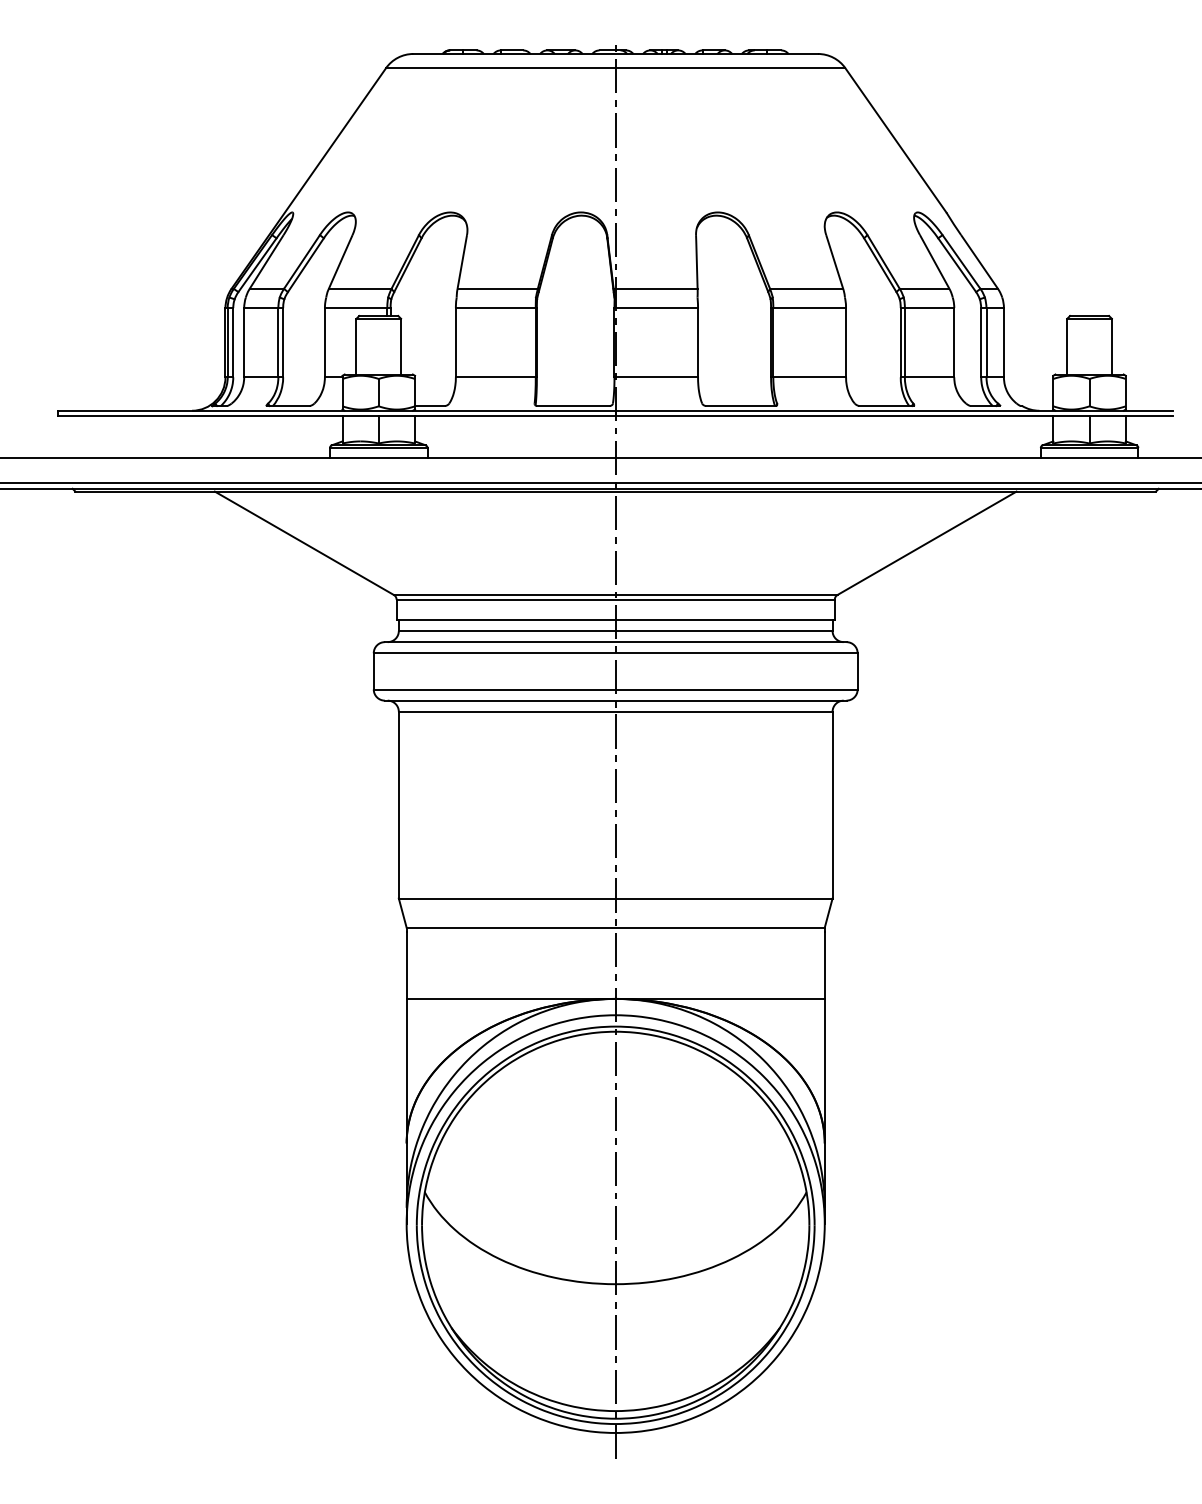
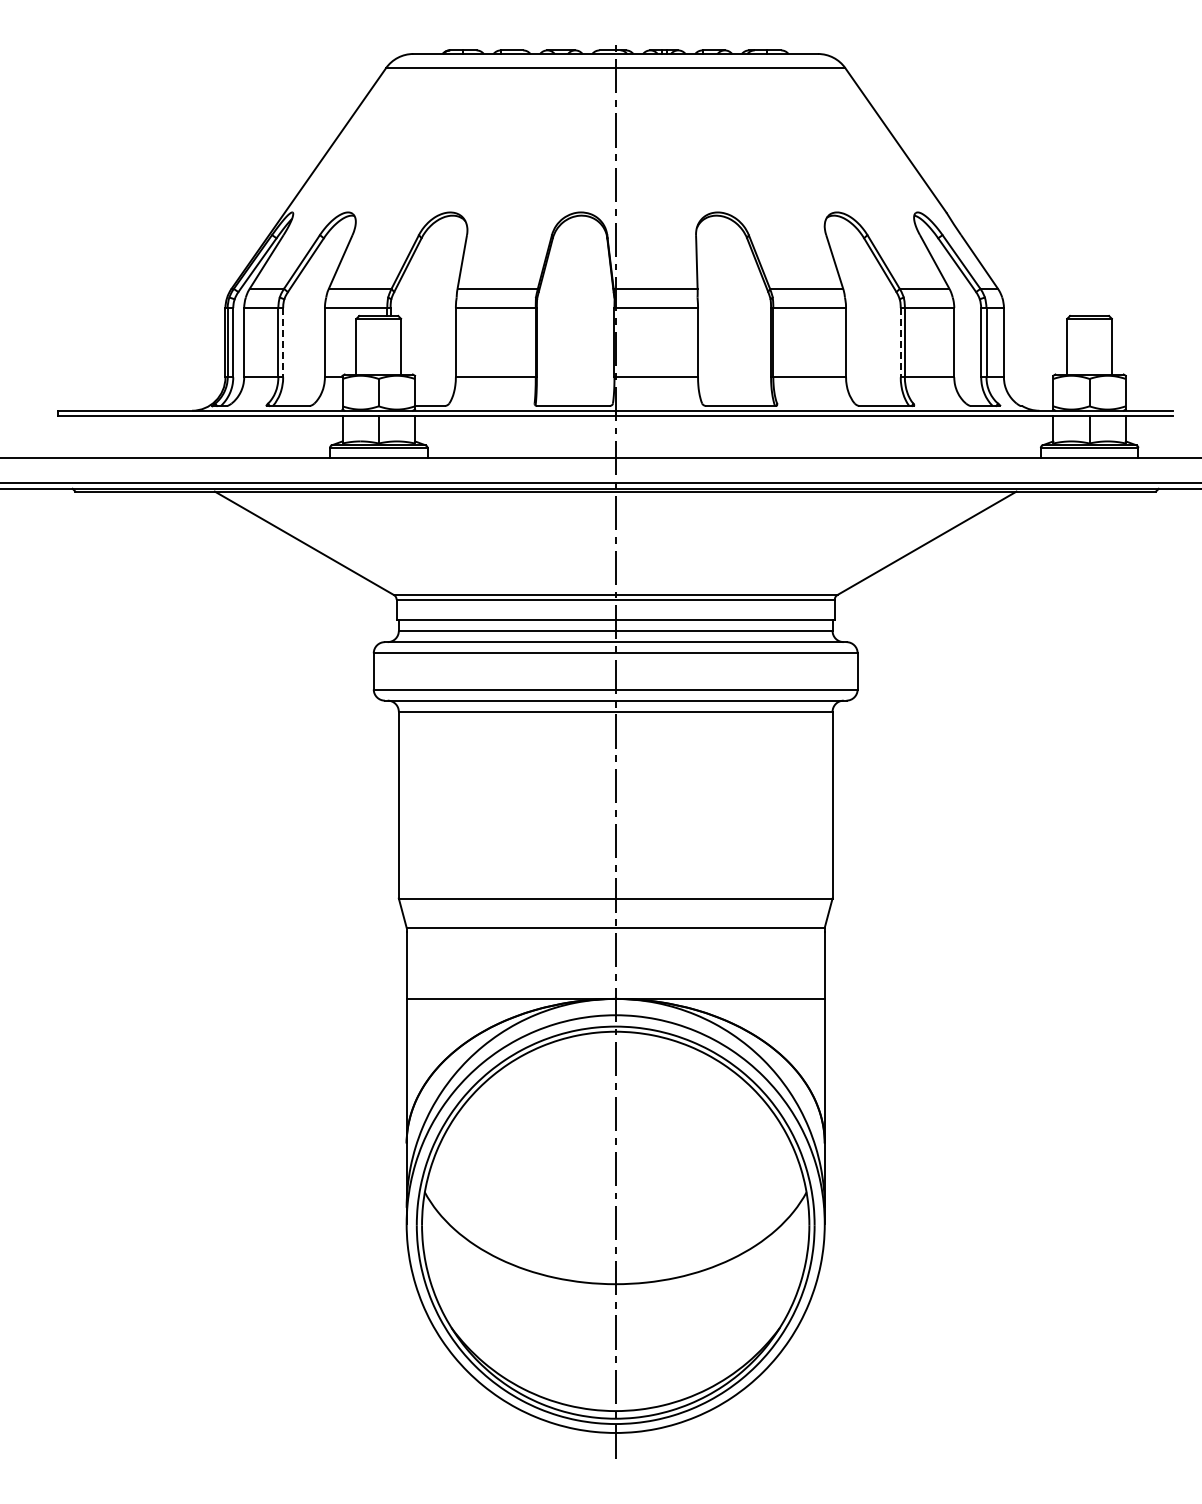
line: solid -> dashed (283, 342)
line: solid -> dashed (900, 342)
